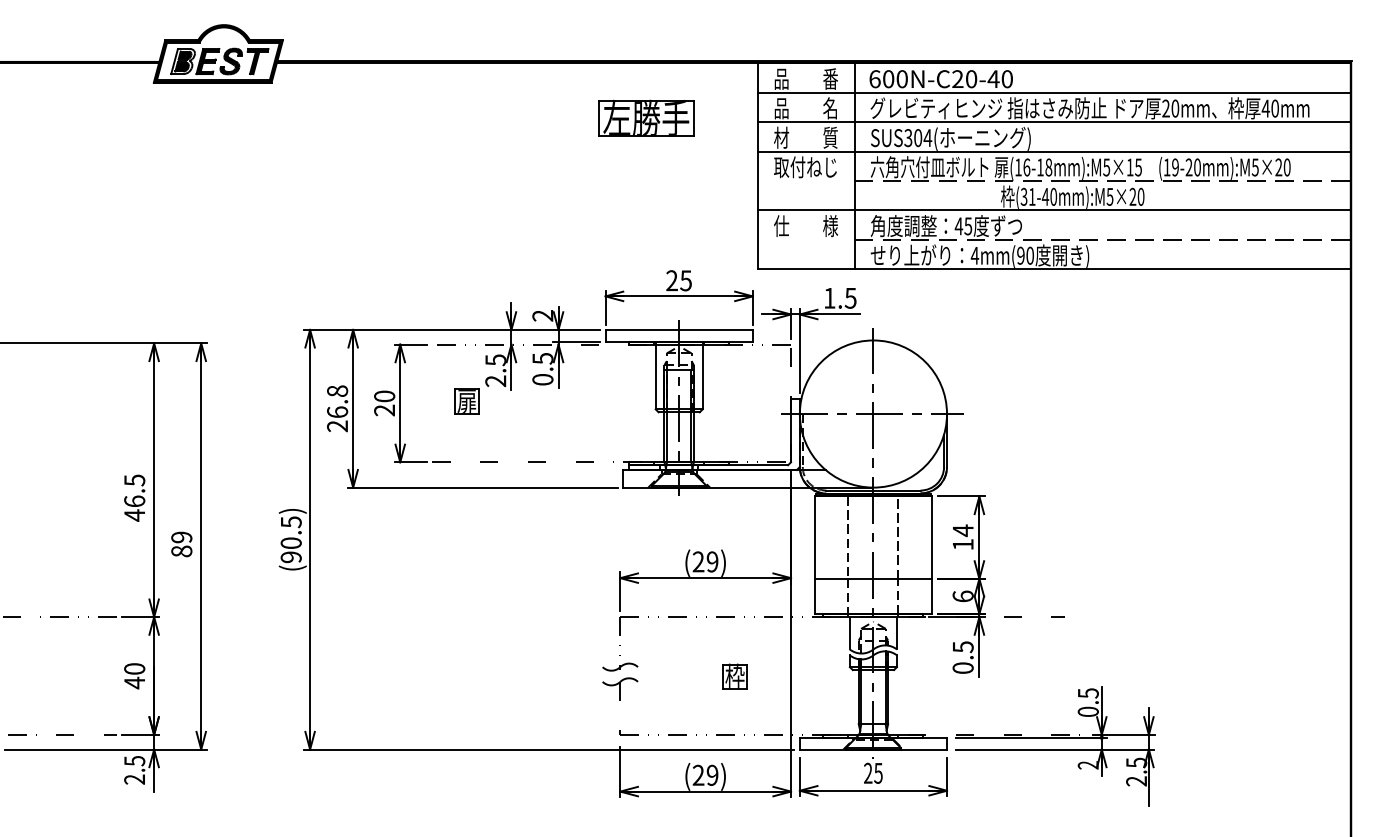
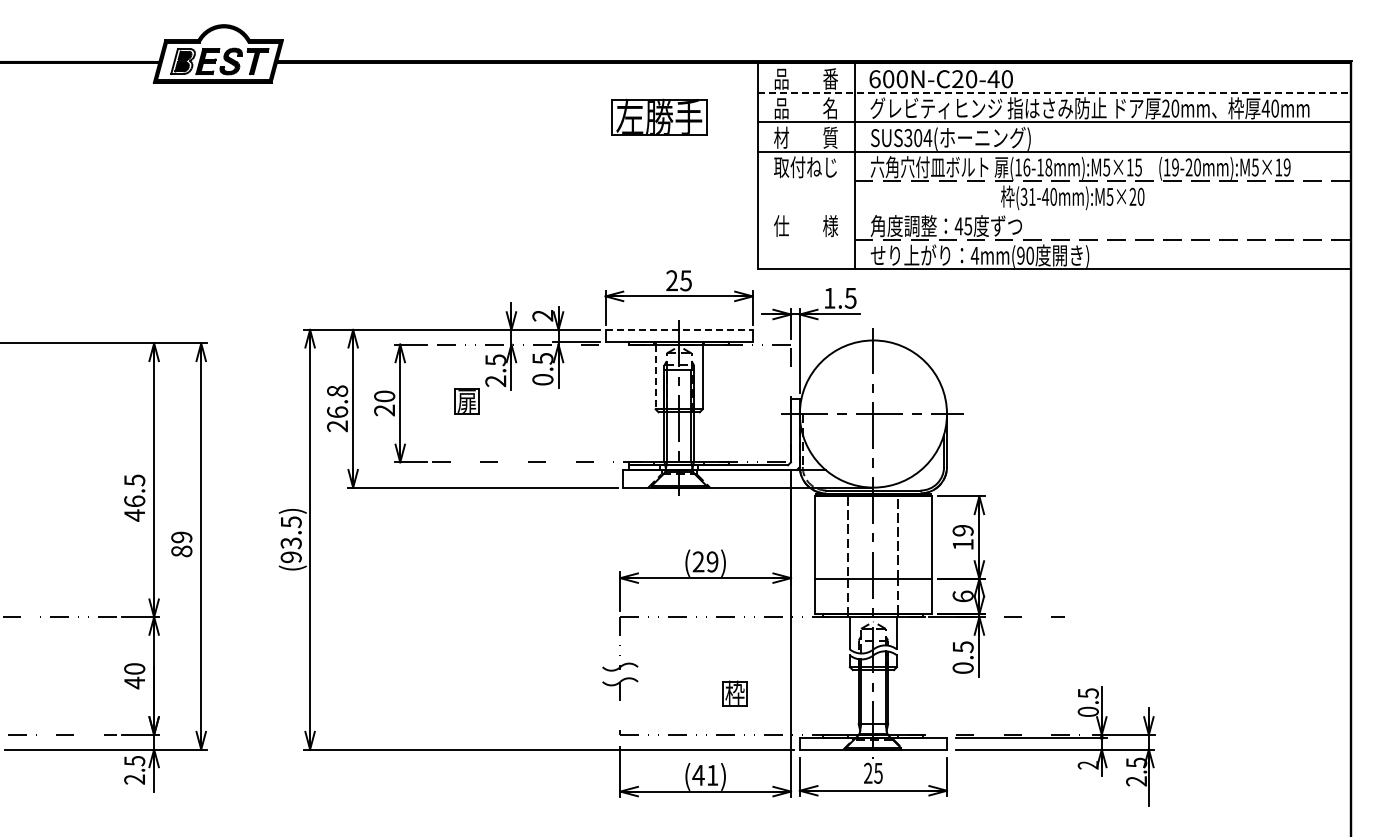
line: solid -> dashed (1053, 92)
part position: (646, 117) -> (659, 116) (659, 116)
text: (19-20mm):M5×20 -> (19-20mm):M5×19 (1282, 167)
line: present -> none (1053, 210)
line: solid -> dashed (679, 329)
line: solid -> dashed (655, 377)
text: 14 -> 19 (962, 530)
text: (90.5) -> (93.5) (290, 543)
part position: (734, 676) -> (734, 693) (734, 693)
text: (29) -> (41) (705, 774)
